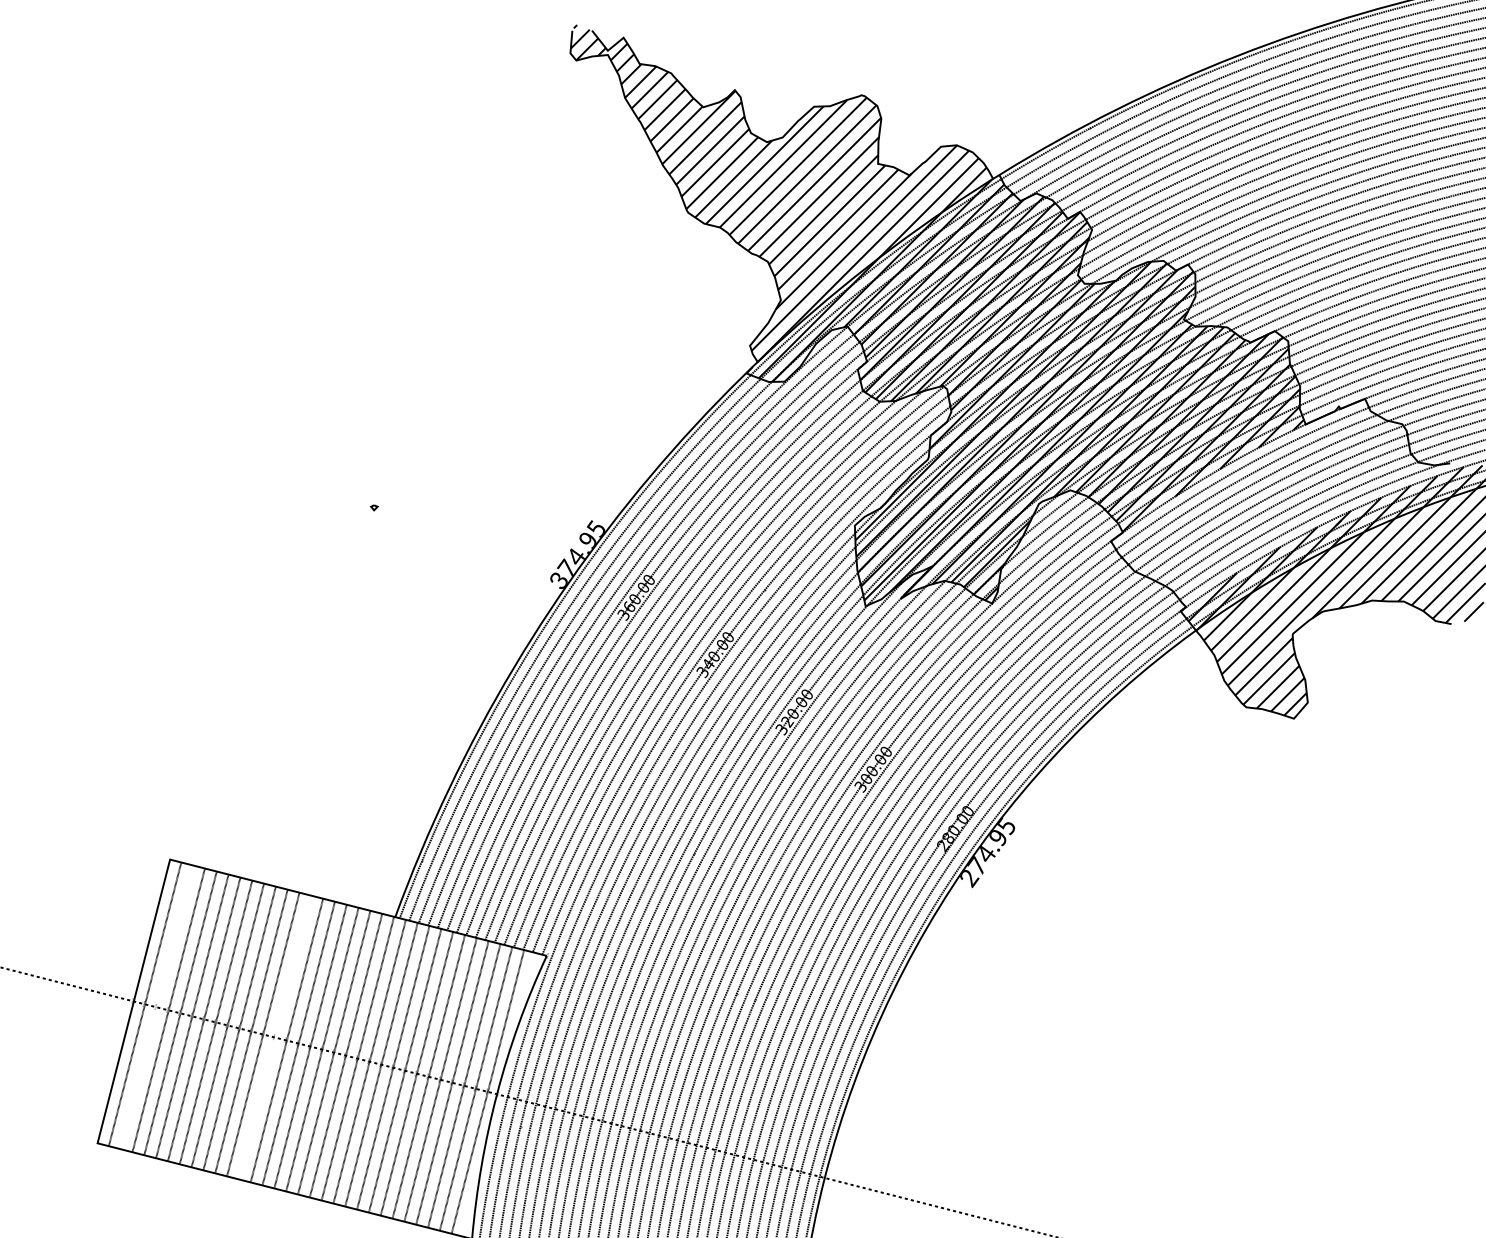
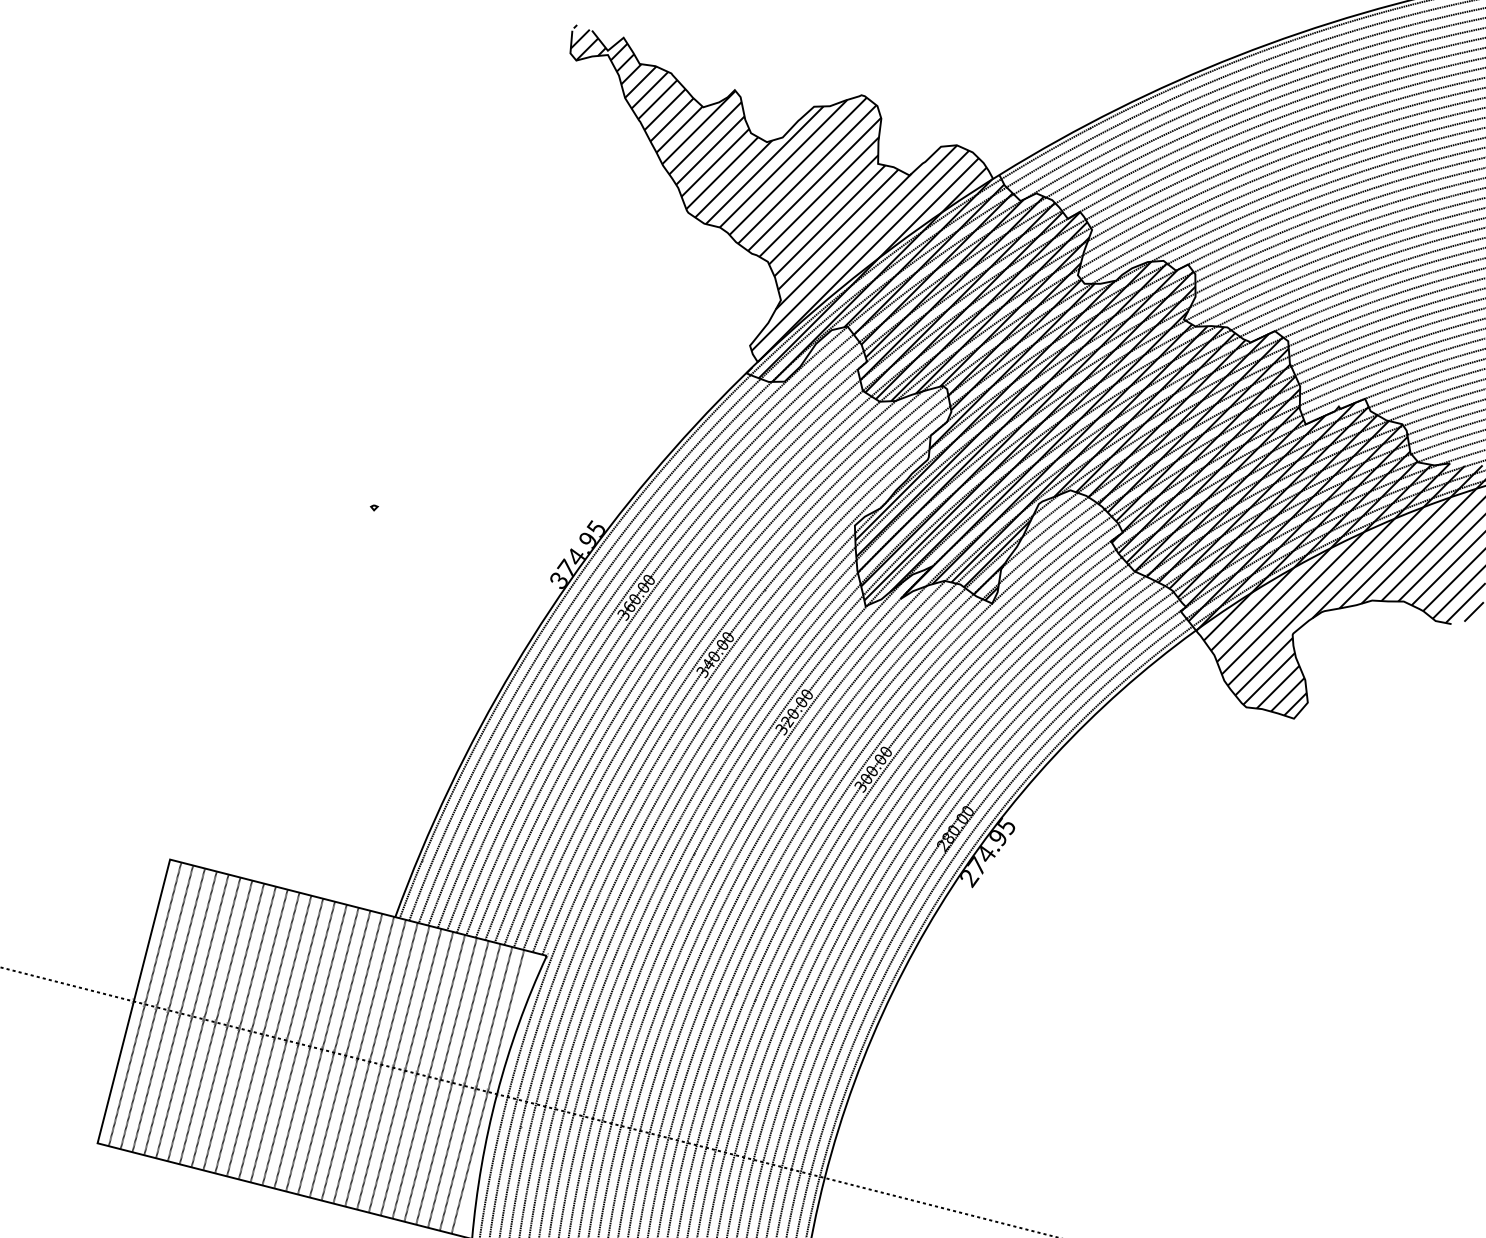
hatch: none -> present (1287, 504)
line: none -> present (156, 1007)
line: none -> present (274, 1037)
